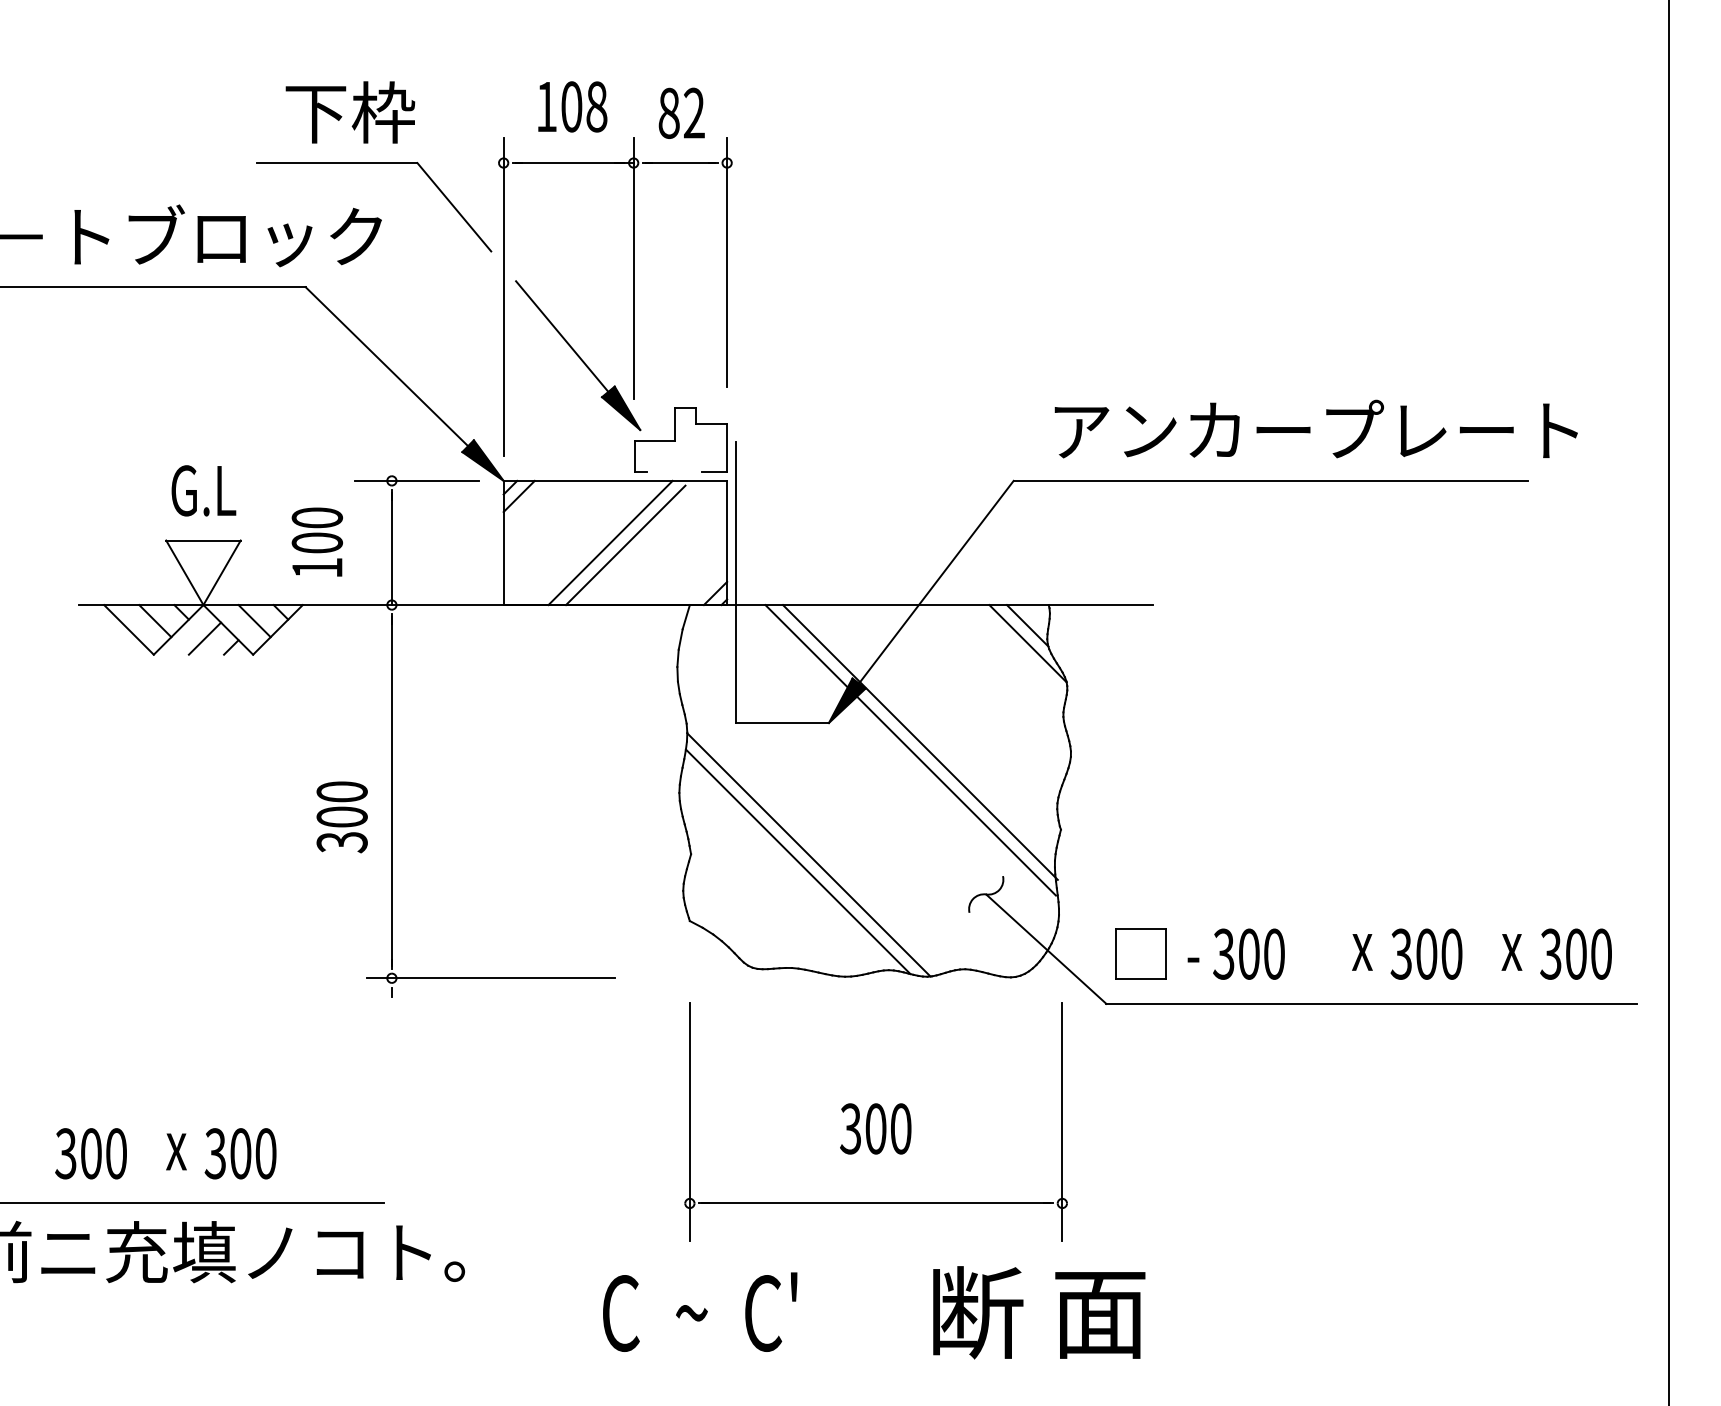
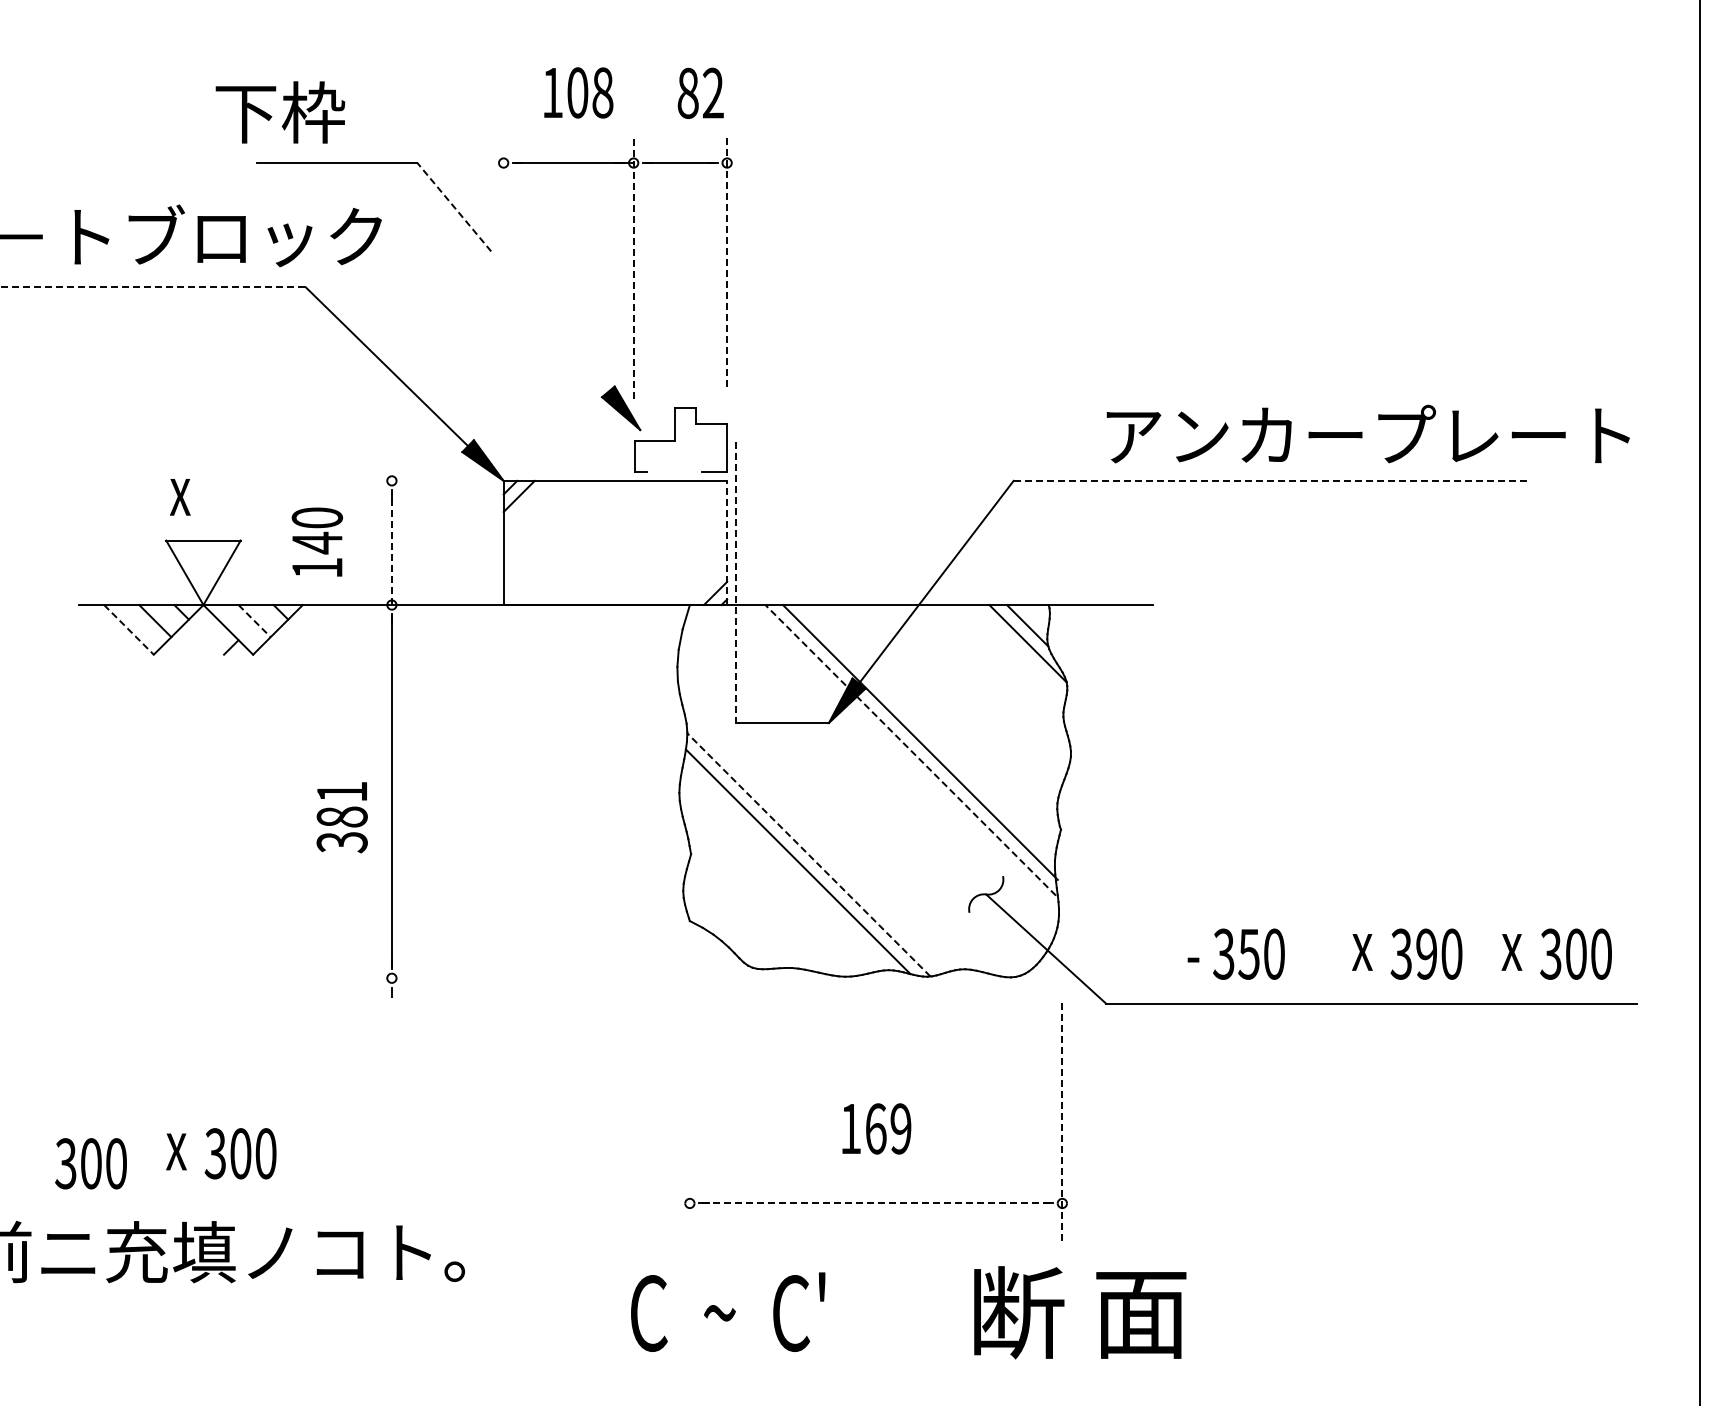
text position: (572, 106) -> (578, 92) (578, 92)
text position: (350, 112) -> (280, 112) (280, 112)
text position: (681, 112) -> (700, 92) (700, 92)
line: solid -> dashed (454, 207)
line: solid -> dashed (727, 261)
line: solid -> dashed (633, 268)
line: solid -> dashed (153, 287)
line: present -> none (503, 297)
line: present -> none (562, 336)
text position: (1315, 428) -> (1367, 433) (1367, 433)
line: present -> none (416, 480)
line: solid -> dashed (1271, 480)
text: G.L -> x (202, 490)
text: 100 -> 140 (317, 542)
line: present -> none (610, 542)
line: solid -> dashed (727, 542)
line: present -> none (625, 545)
line: solid -> dashed (391, 549)
line: solid -> dashed (735, 582)
line: solid -> dashed (254, 621)
line: solid -> dashed (129, 630)
line: present -> none (204, 638)
line position: (1669, 702) -> (1700, 702) (1700, 702)
line: solid -> dashed (910, 749)
text: 300 -> 381 (341, 804)
line: solid -> dashed (808, 854)
part: present -> none (1140, 953)
text: 300 -> 350 (1248, 953)
text: 300 -> 390 (1426, 953)
line: present -> none (491, 978)
line: present -> none (689, 1121)
line: solid -> dashed (1062, 1121)
text: 300 -> 169 (875, 1128)
text position: (90, 1153) -> (90, 1163) (90, 1163)
line: present -> none (192, 1203)
line: solid -> dashed (876, 1203)
text position: (700, 1311) -> (728, 1311) (728, 1311)
text position: (1039, 1312) -> (1080, 1312) (1080, 1312)
